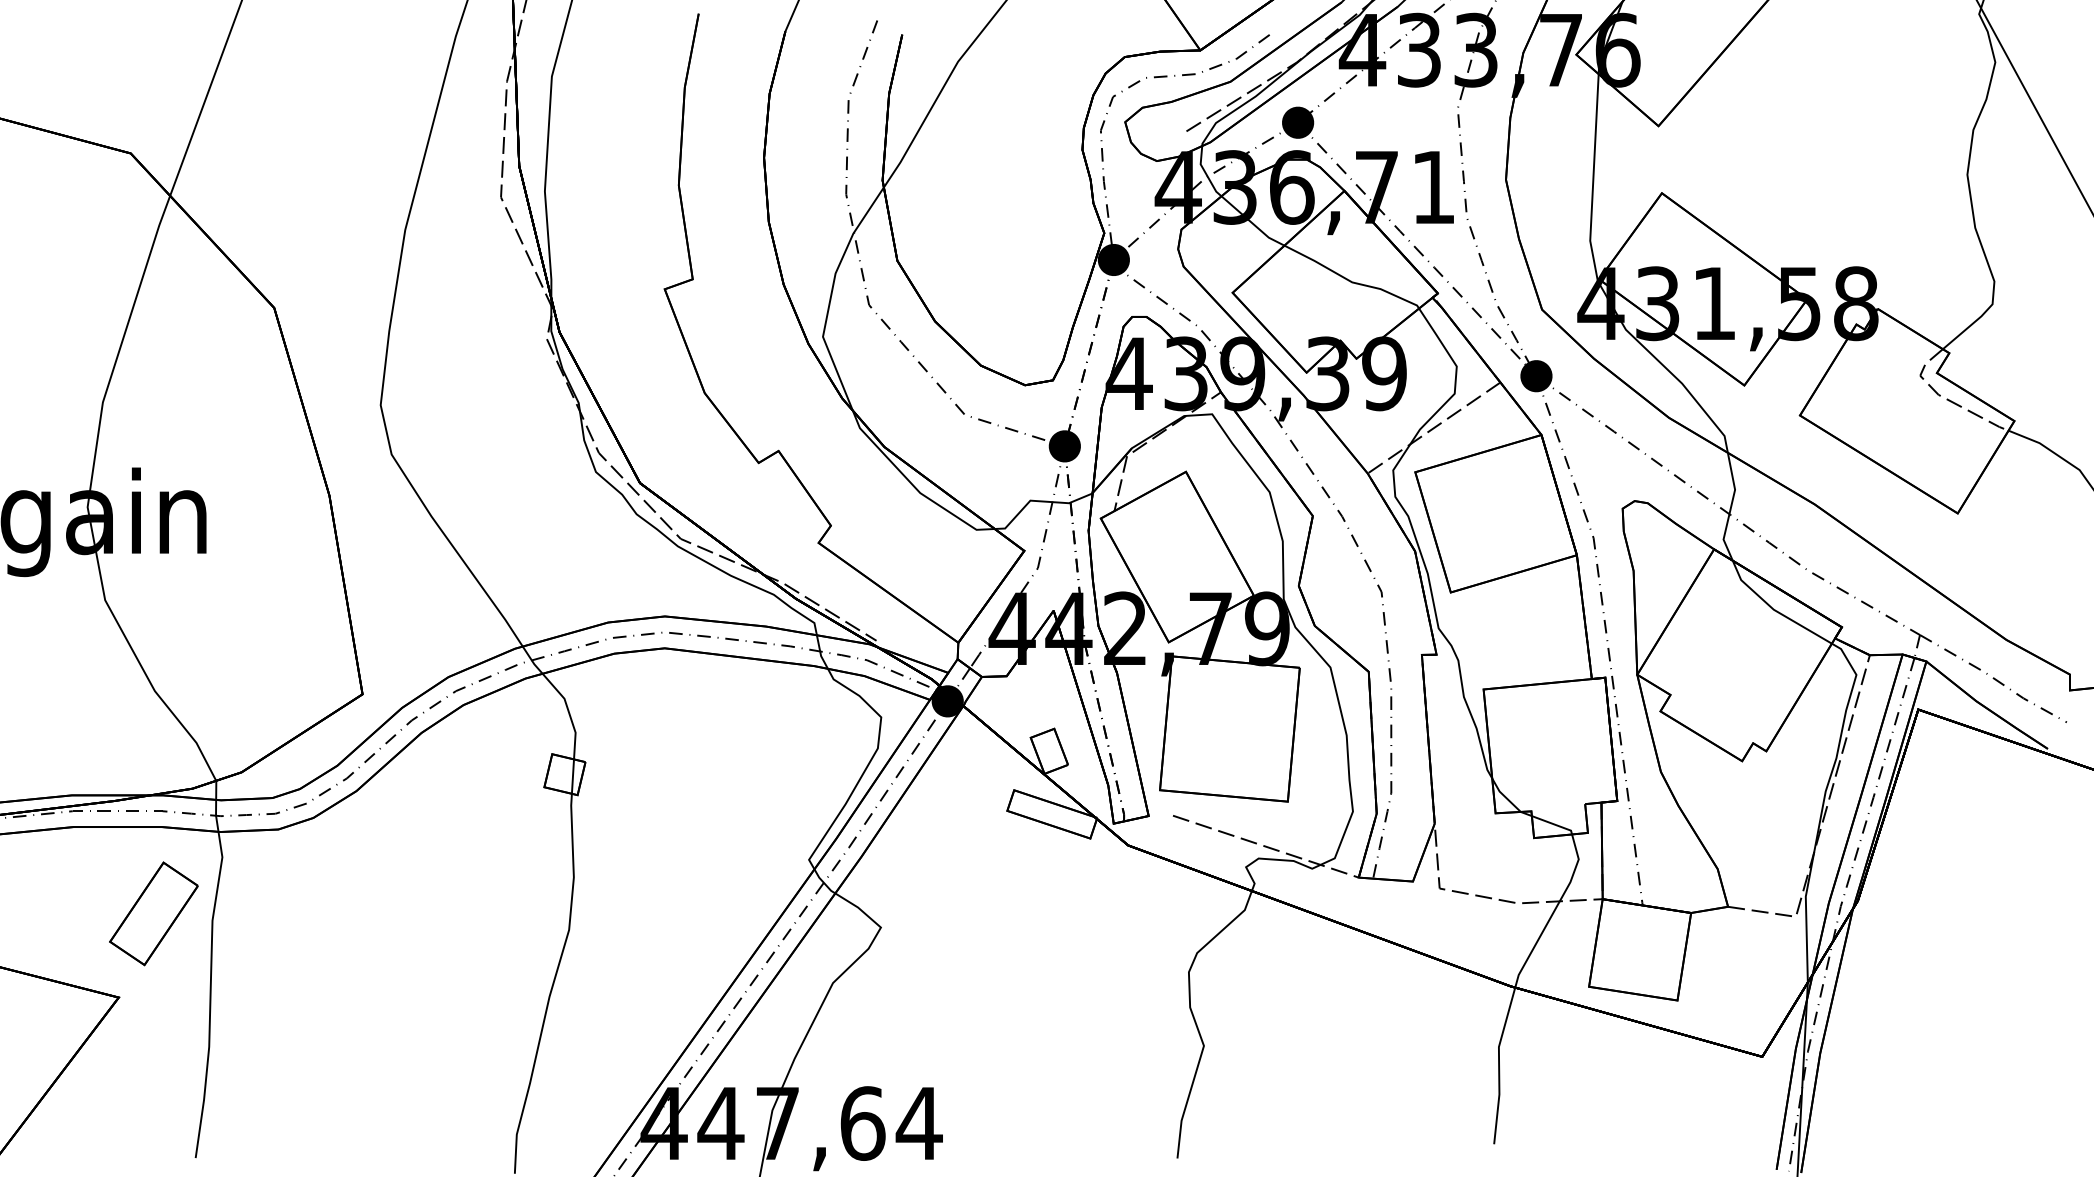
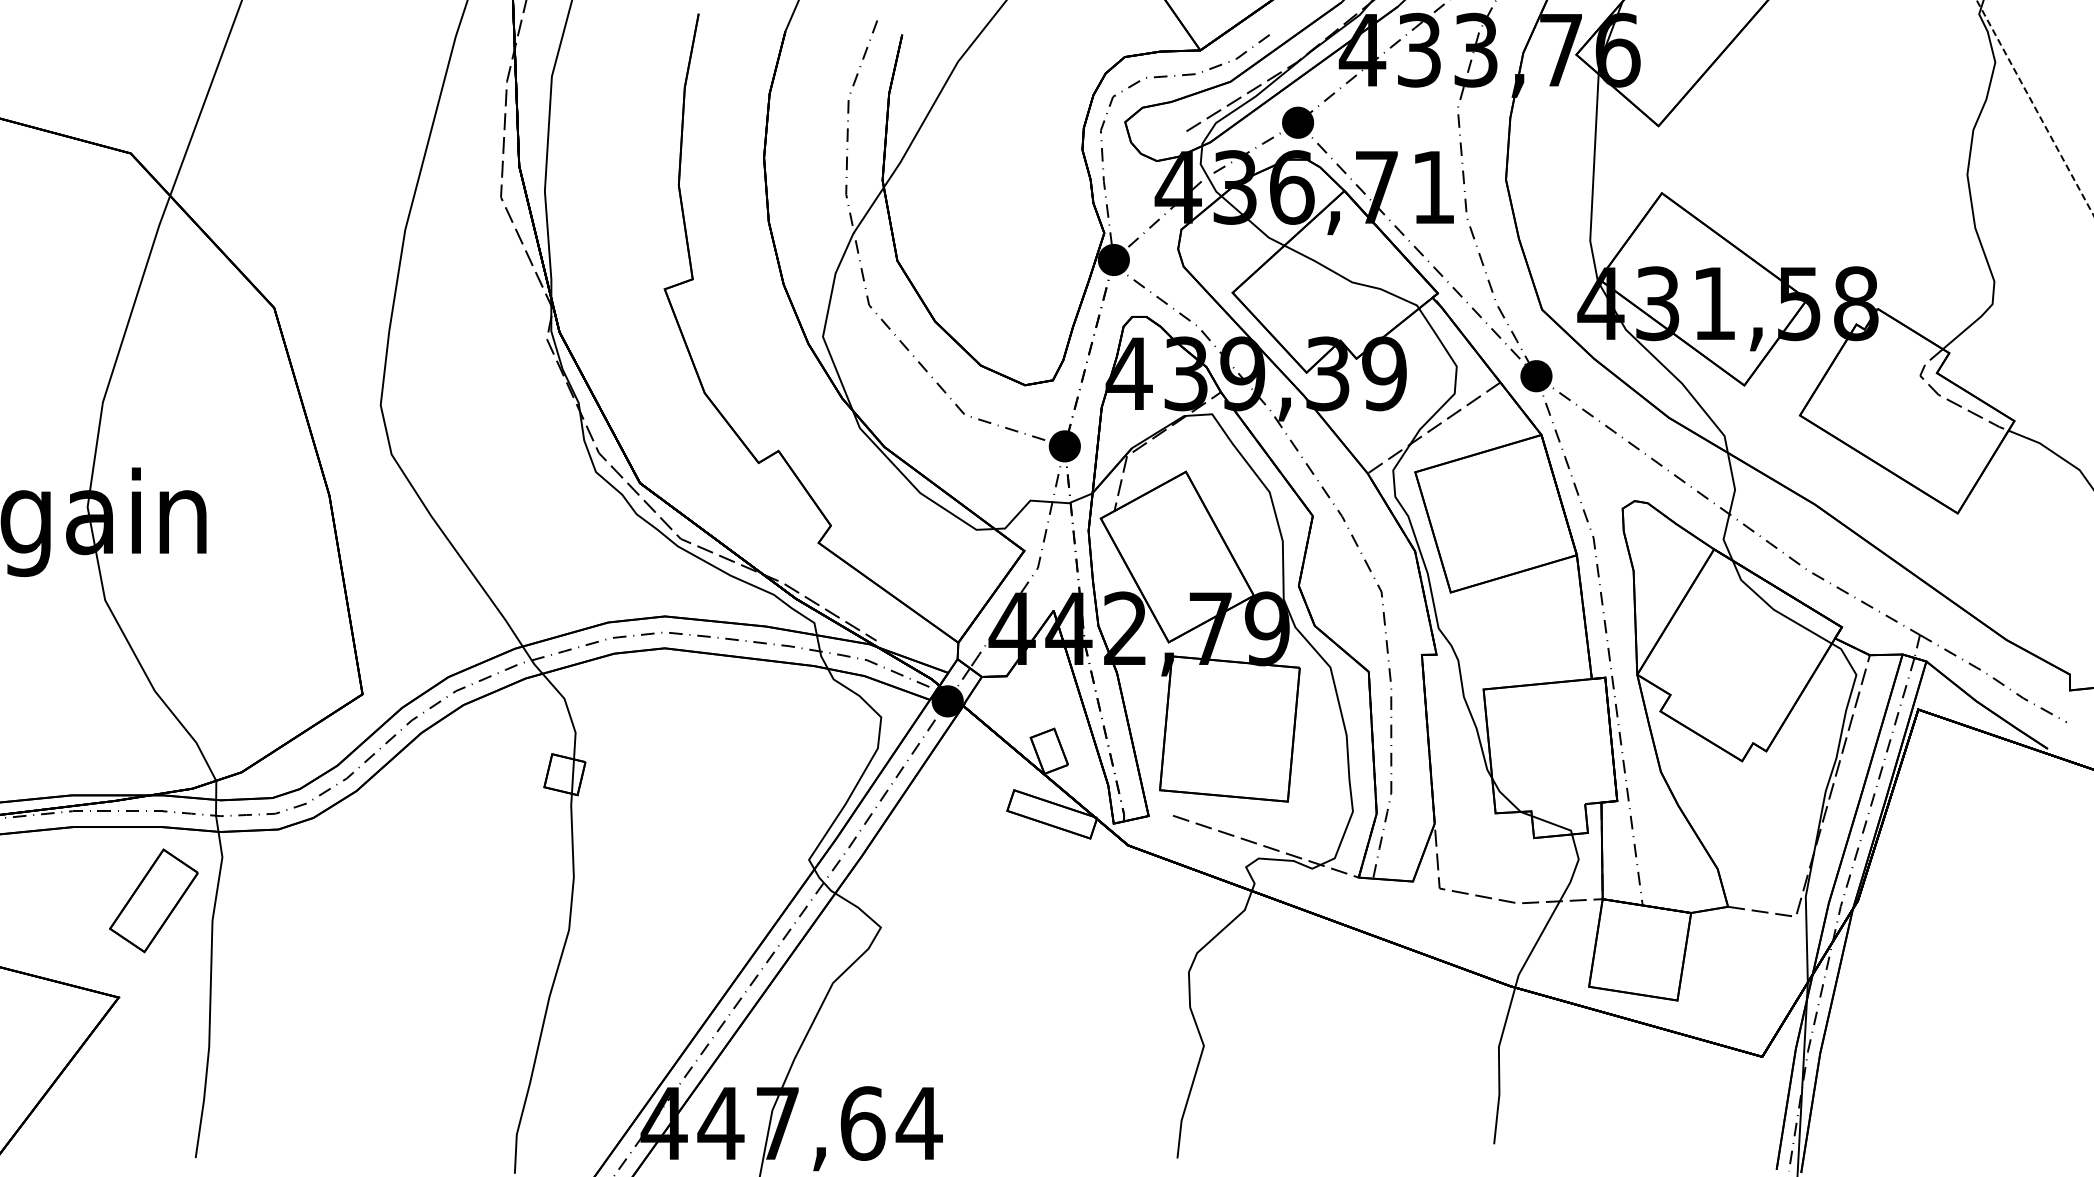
line: solid -> dashed (2035, 108)
part position: (153, 913) -> (153, 900) (153, 900)
